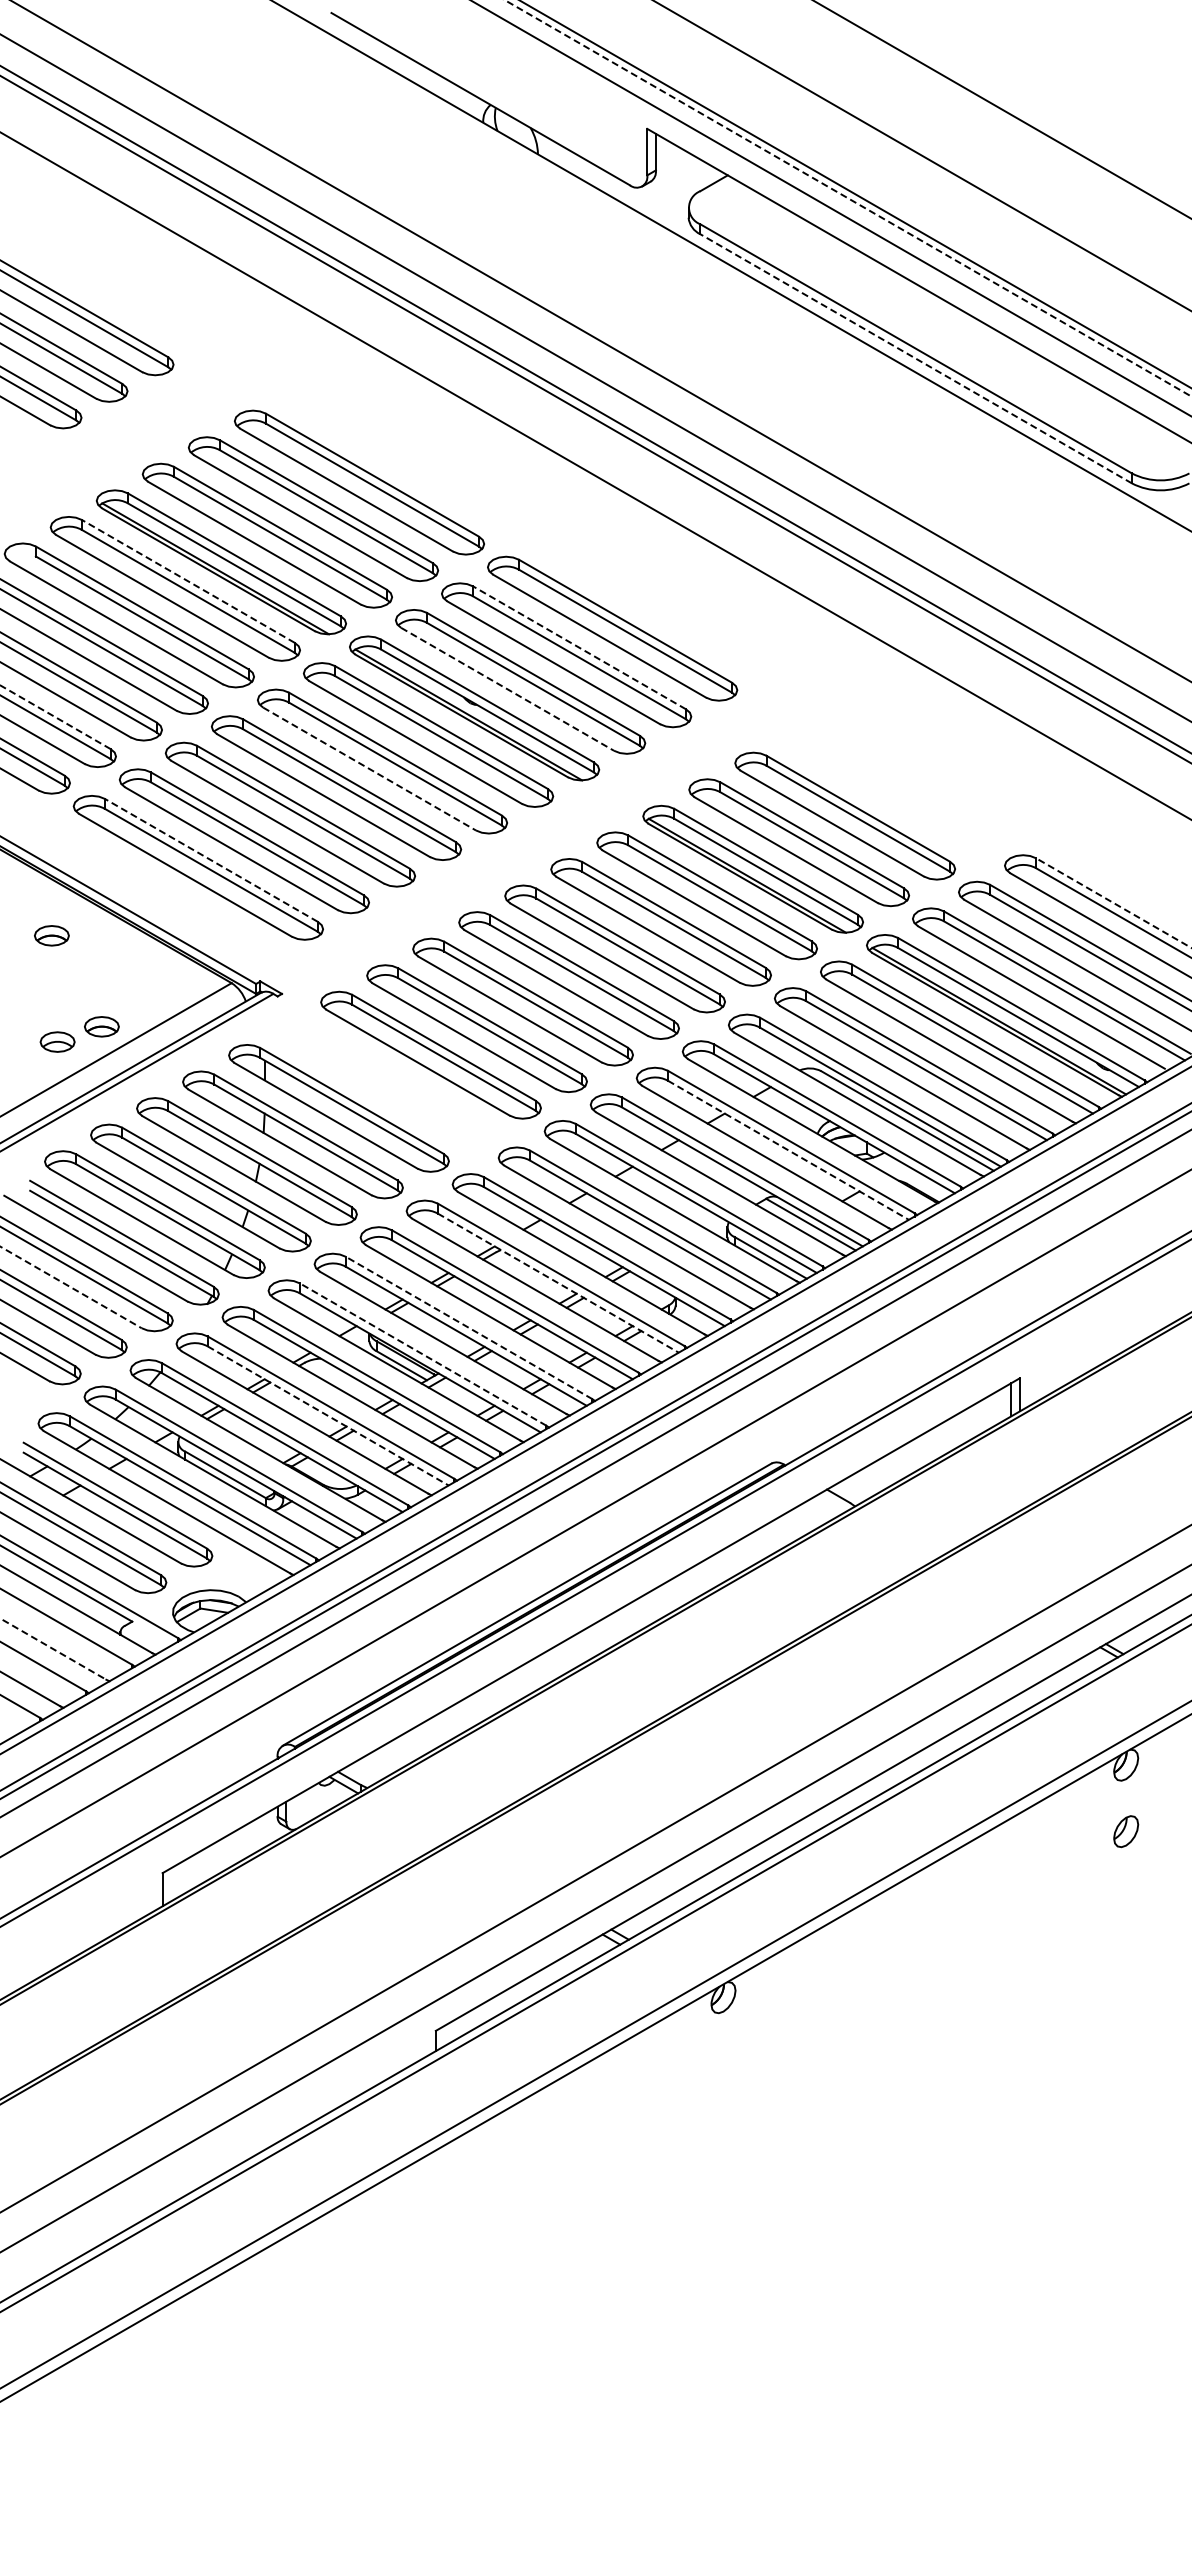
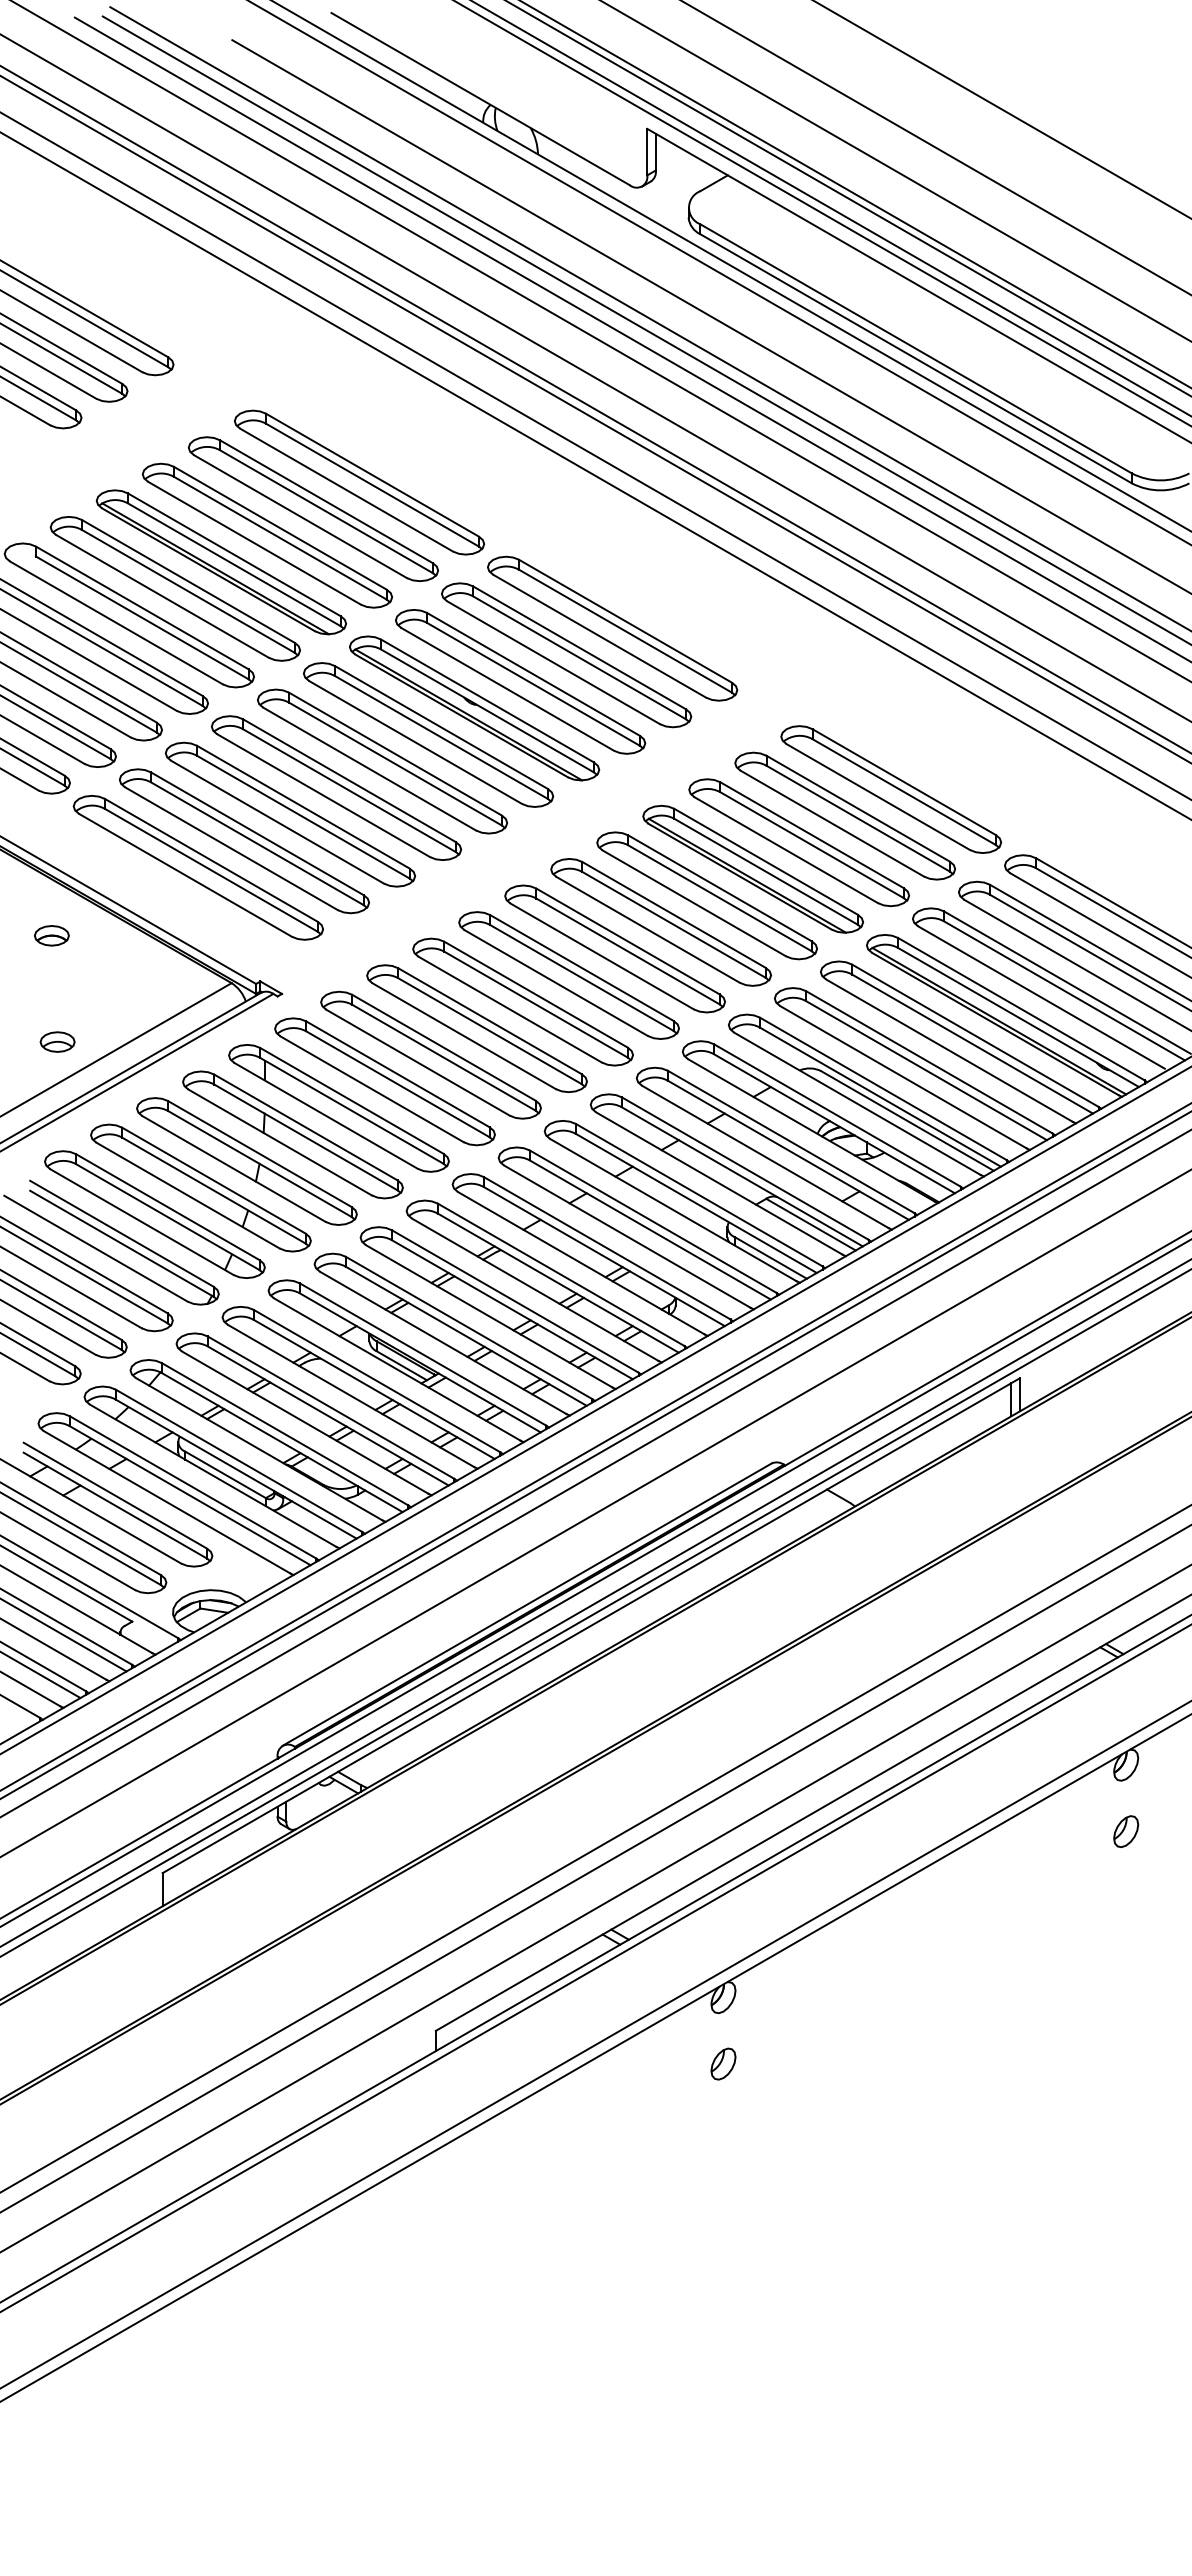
line: none -> present (936, 147)
line position: (921, 155) -> (895, 171) (895, 171)
line: dashed -> solid (847, 198)
line: none -> present (822, 213)
line: none -> present (719, 272)
line: none -> present (710, 316)
line: none -> present (649, 318)
line: none -> present (645, 329)
line: none -> present (631, 338)
line: dashed -> solid (915, 358)
line: none -> present (595, 455)
line: dashed -> solid (188, 581)
line: dashed -> solid (579, 647)
line: dashed -> solid (507, 689)
line: dashed -> solid (55, 717)
line: dashed -> solid (369, 769)
part: none -> present (891, 789)
line: dashed -> solid (211, 860)
line: dashed -> solid (1114, 903)
part: present -> none (101, 1026)
part: none -> present (384, 1081)
line: dashed -> solid (788, 1150)
line: dashed -> solid (558, 1283)
line: dashed -> solid (71, 1287)
line: dashed -> solid (468, 1327)
line: dashed -> solid (422, 1354)
line: dashed -> solid (328, 1416)
line: none -> present (595, 1602)
line: none -> present (595, 1612)
line: none -> present (64, 1635)
line: dashed -> solid (53, 1649)
line: none -> present (41, 1675)
line: none -> present (595, 1848)
part: none -> present (723, 2063)
